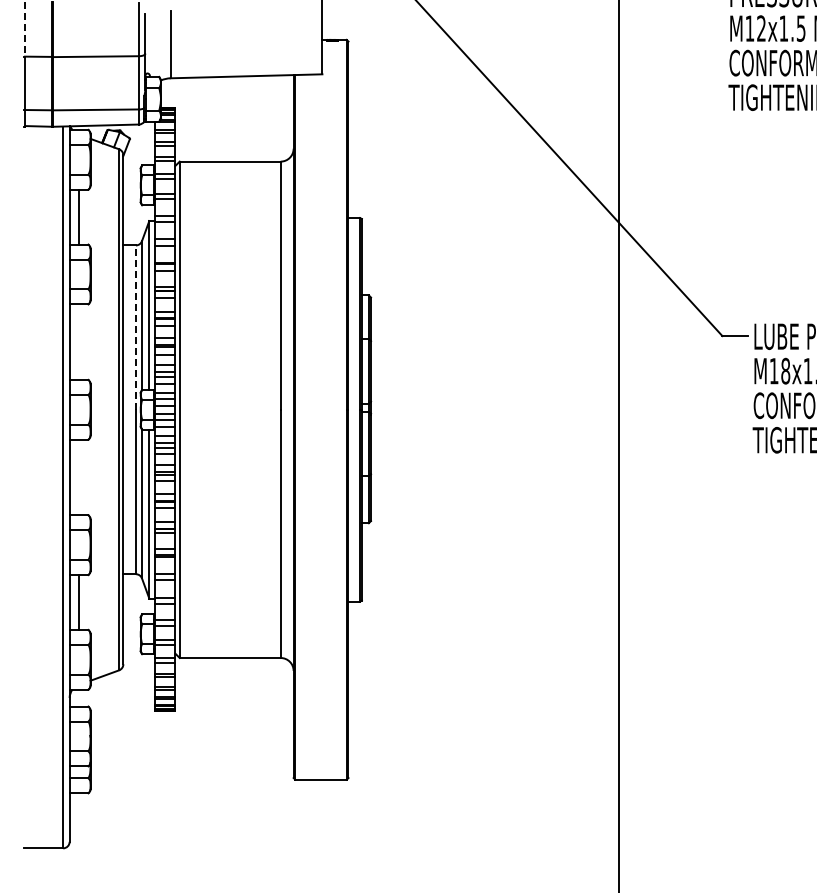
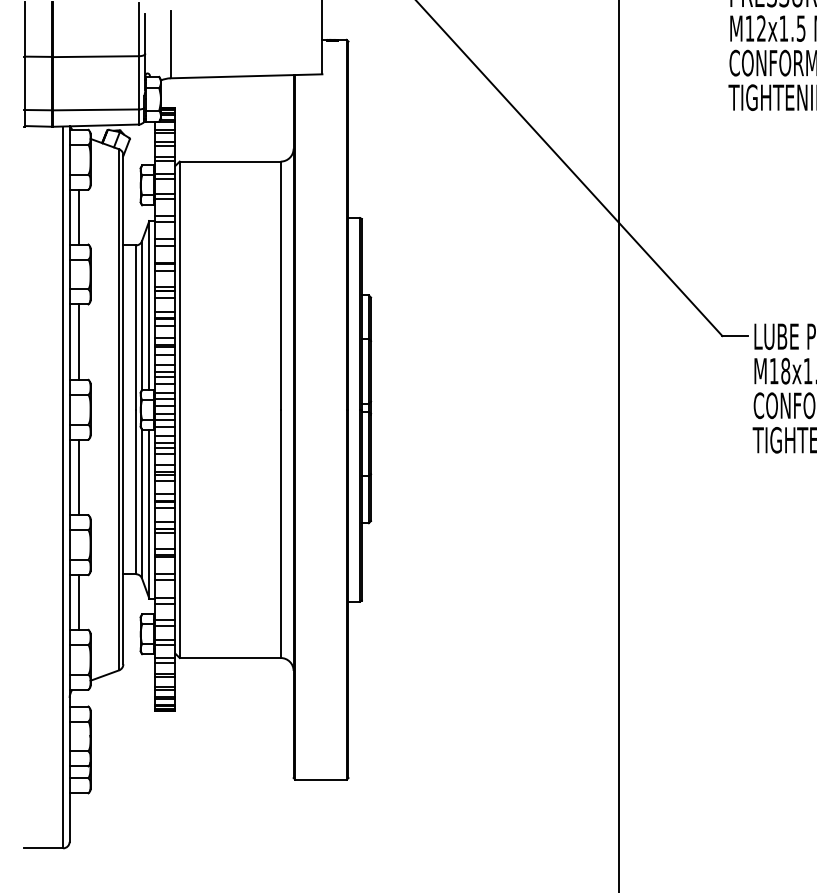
line: dashed -> solid (25, 30)
line: dashed -> solid (135, 327)
line: none -> present (78, 341)
line: none -> present (78, 477)
